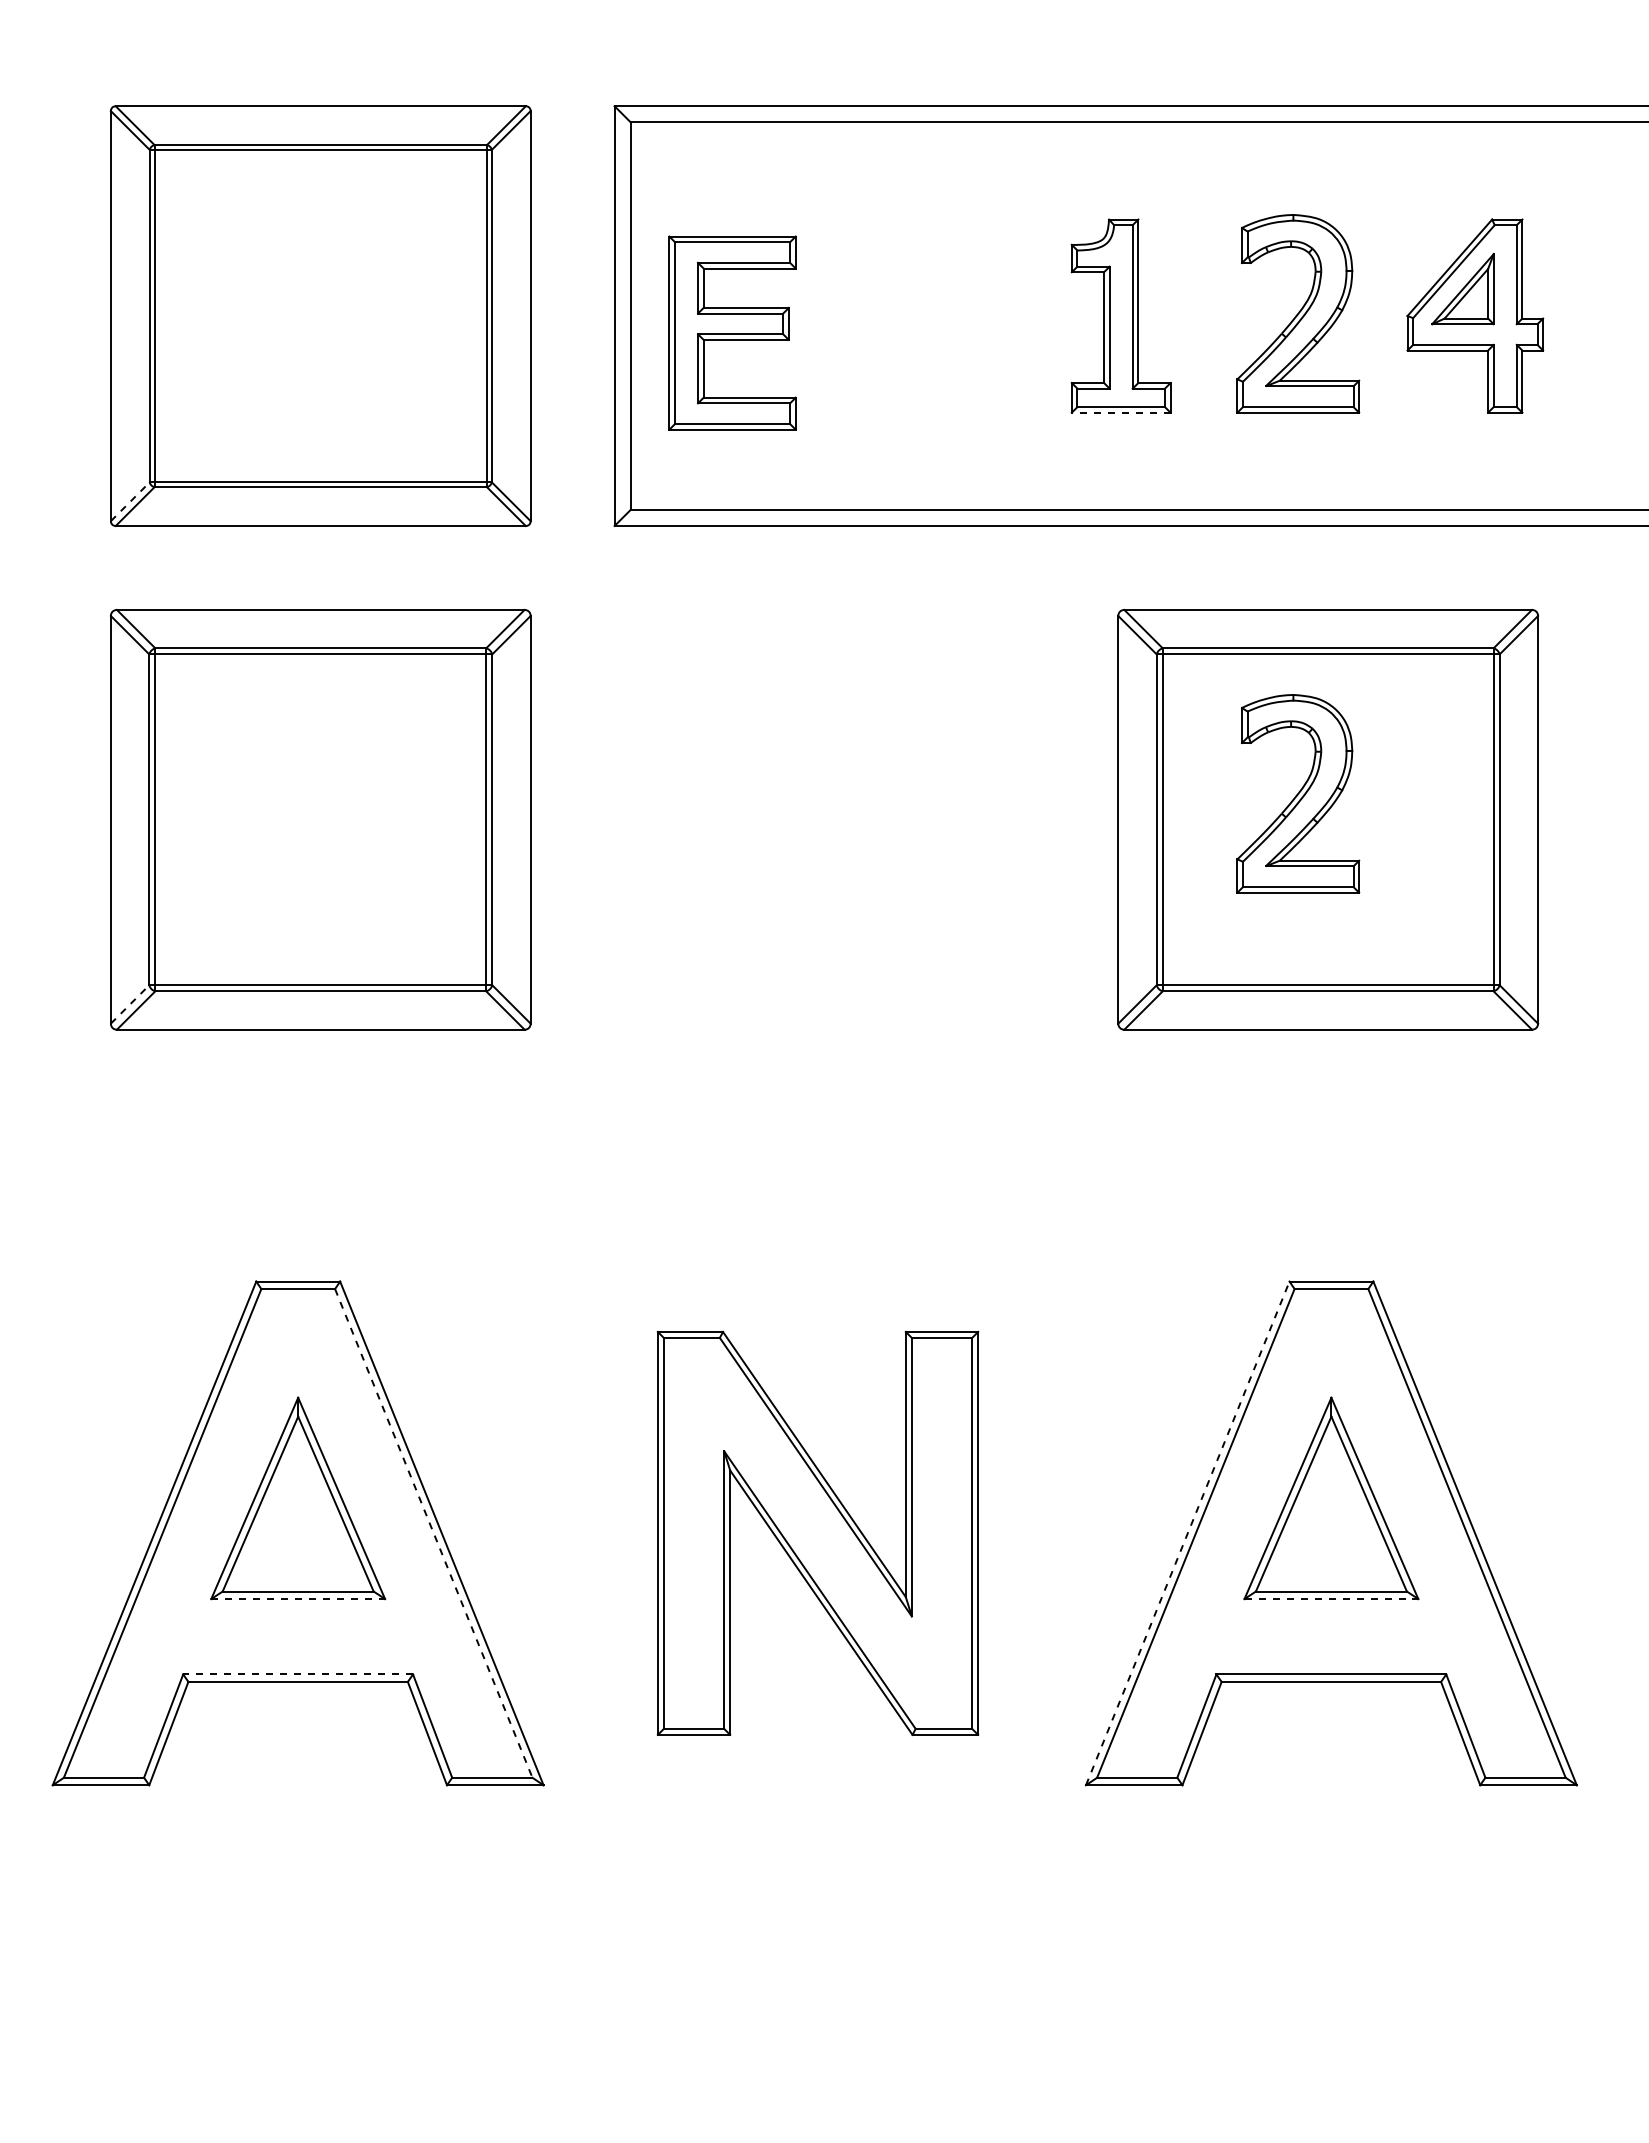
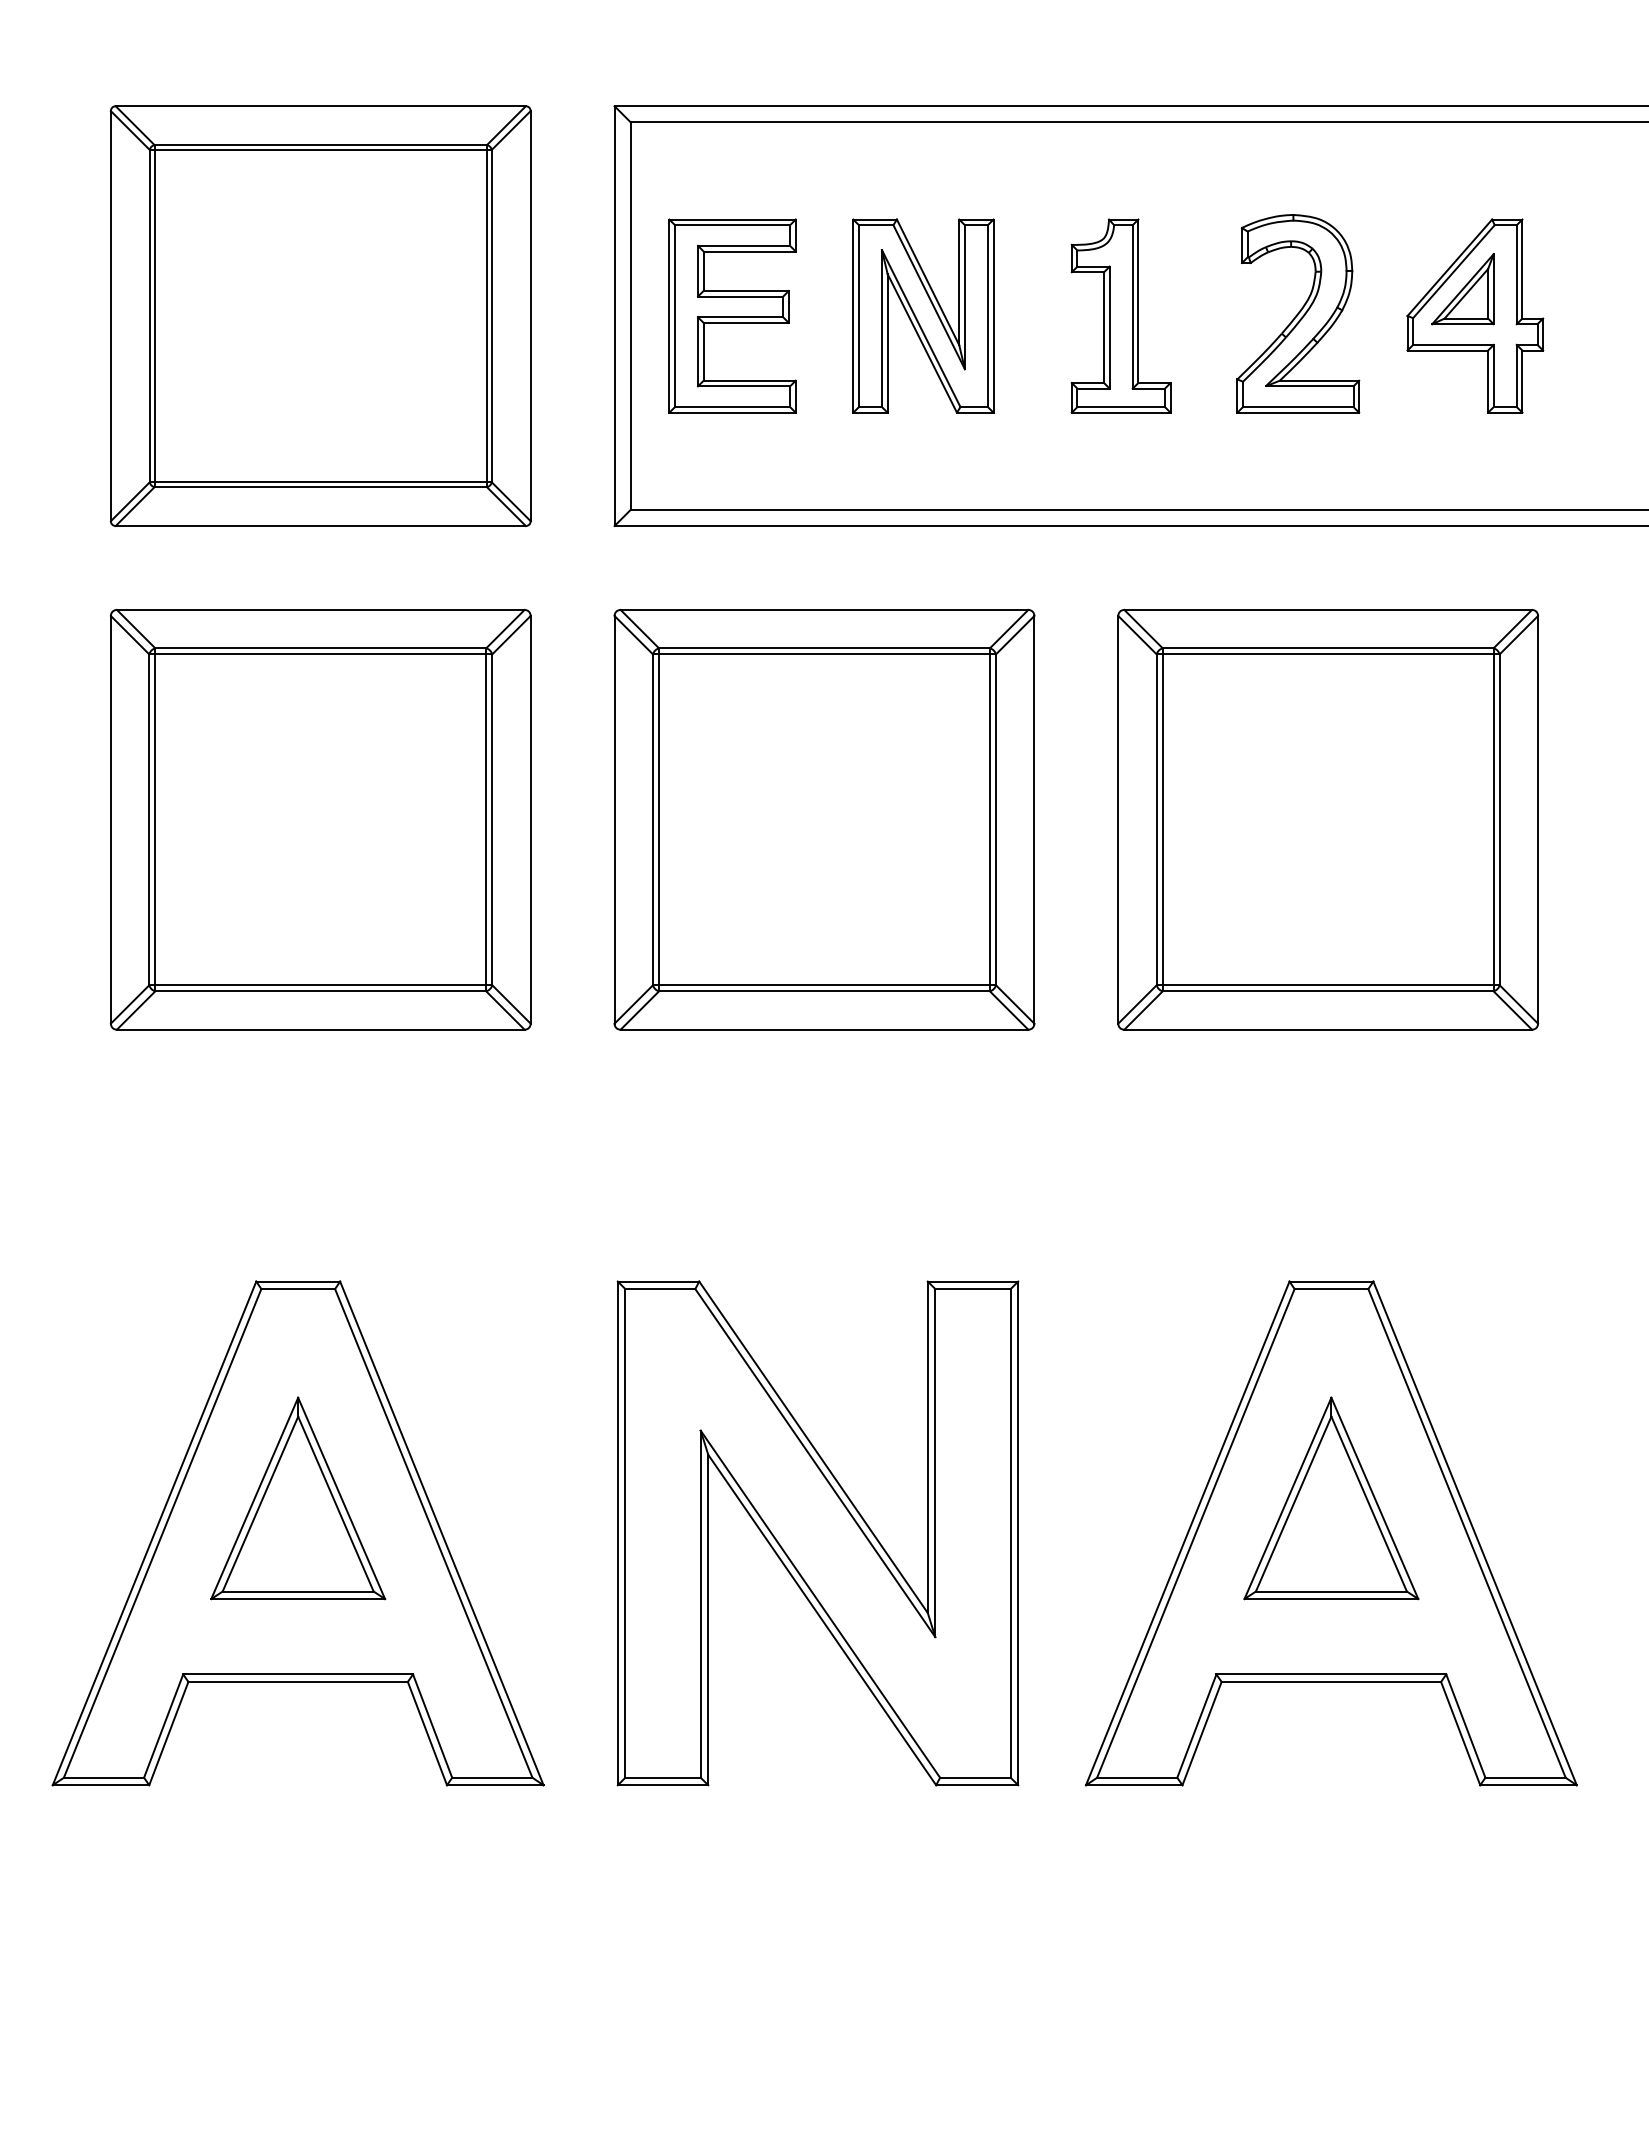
part: none -> present (923, 315)
part position: (732, 332) -> (732, 315) (732, 315)
line: dashed -> solid (1120, 412)
line: dashed -> solid (130, 501)
part: present -> none (1298, 793)
part: none -> present (824, 819)
line: dashed -> solid (130, 1004)
part size: 324x406 px -> 404x507 px (817, 1533)
line: dashed -> solid (433, 1533)
line: dashed -> solid (1187, 1533)
line: dashed -> solid (298, 1599)
line: dashed -> solid (1331, 1599)
line: dashed -> solid (298, 1674)
